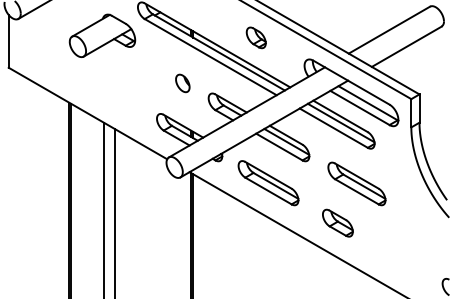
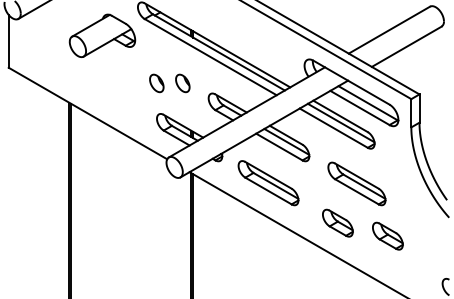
part: present -> none (255, 37)
part: none -> present (156, 83)
line: present -> none (103, 208)
line: present -> none (114, 212)
part: none -> present (387, 235)
